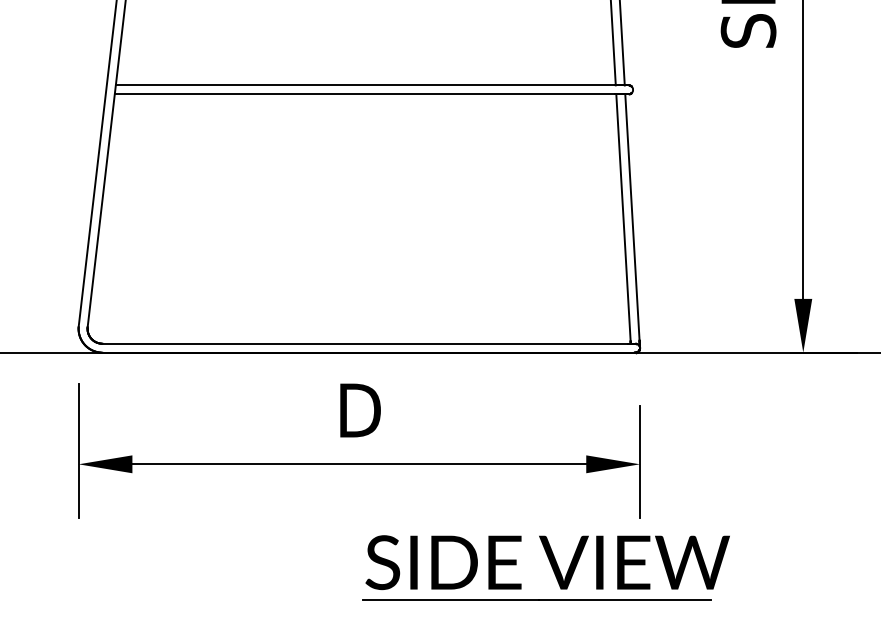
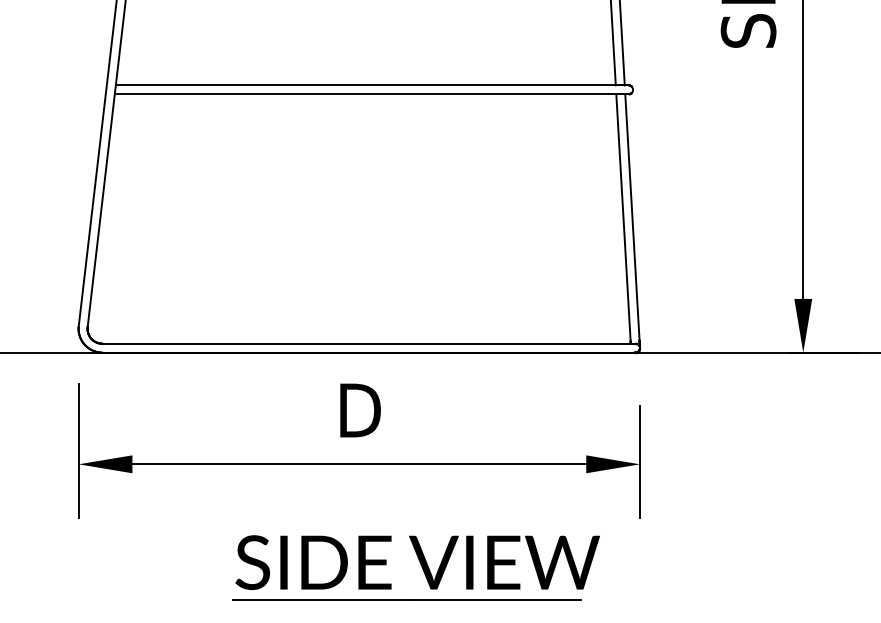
part position: (545, 567) -> (415, 567) (415, 567)
